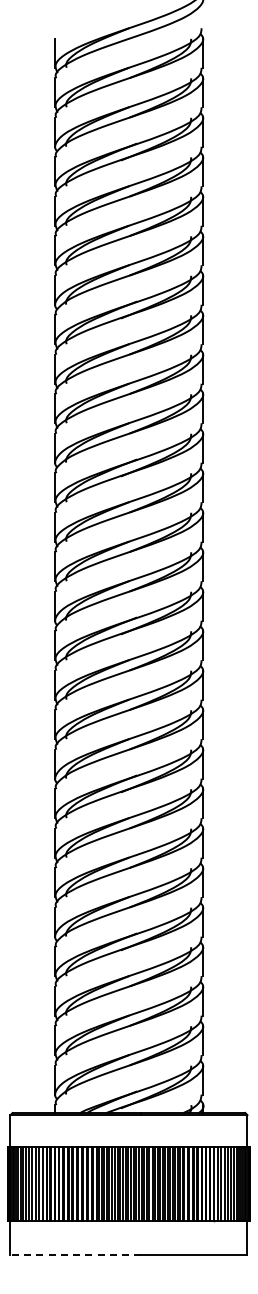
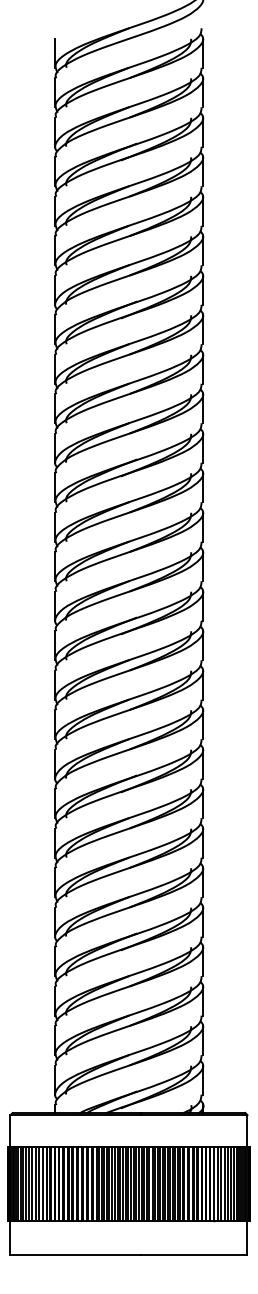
line: dashed -> solid (75, 1255)
